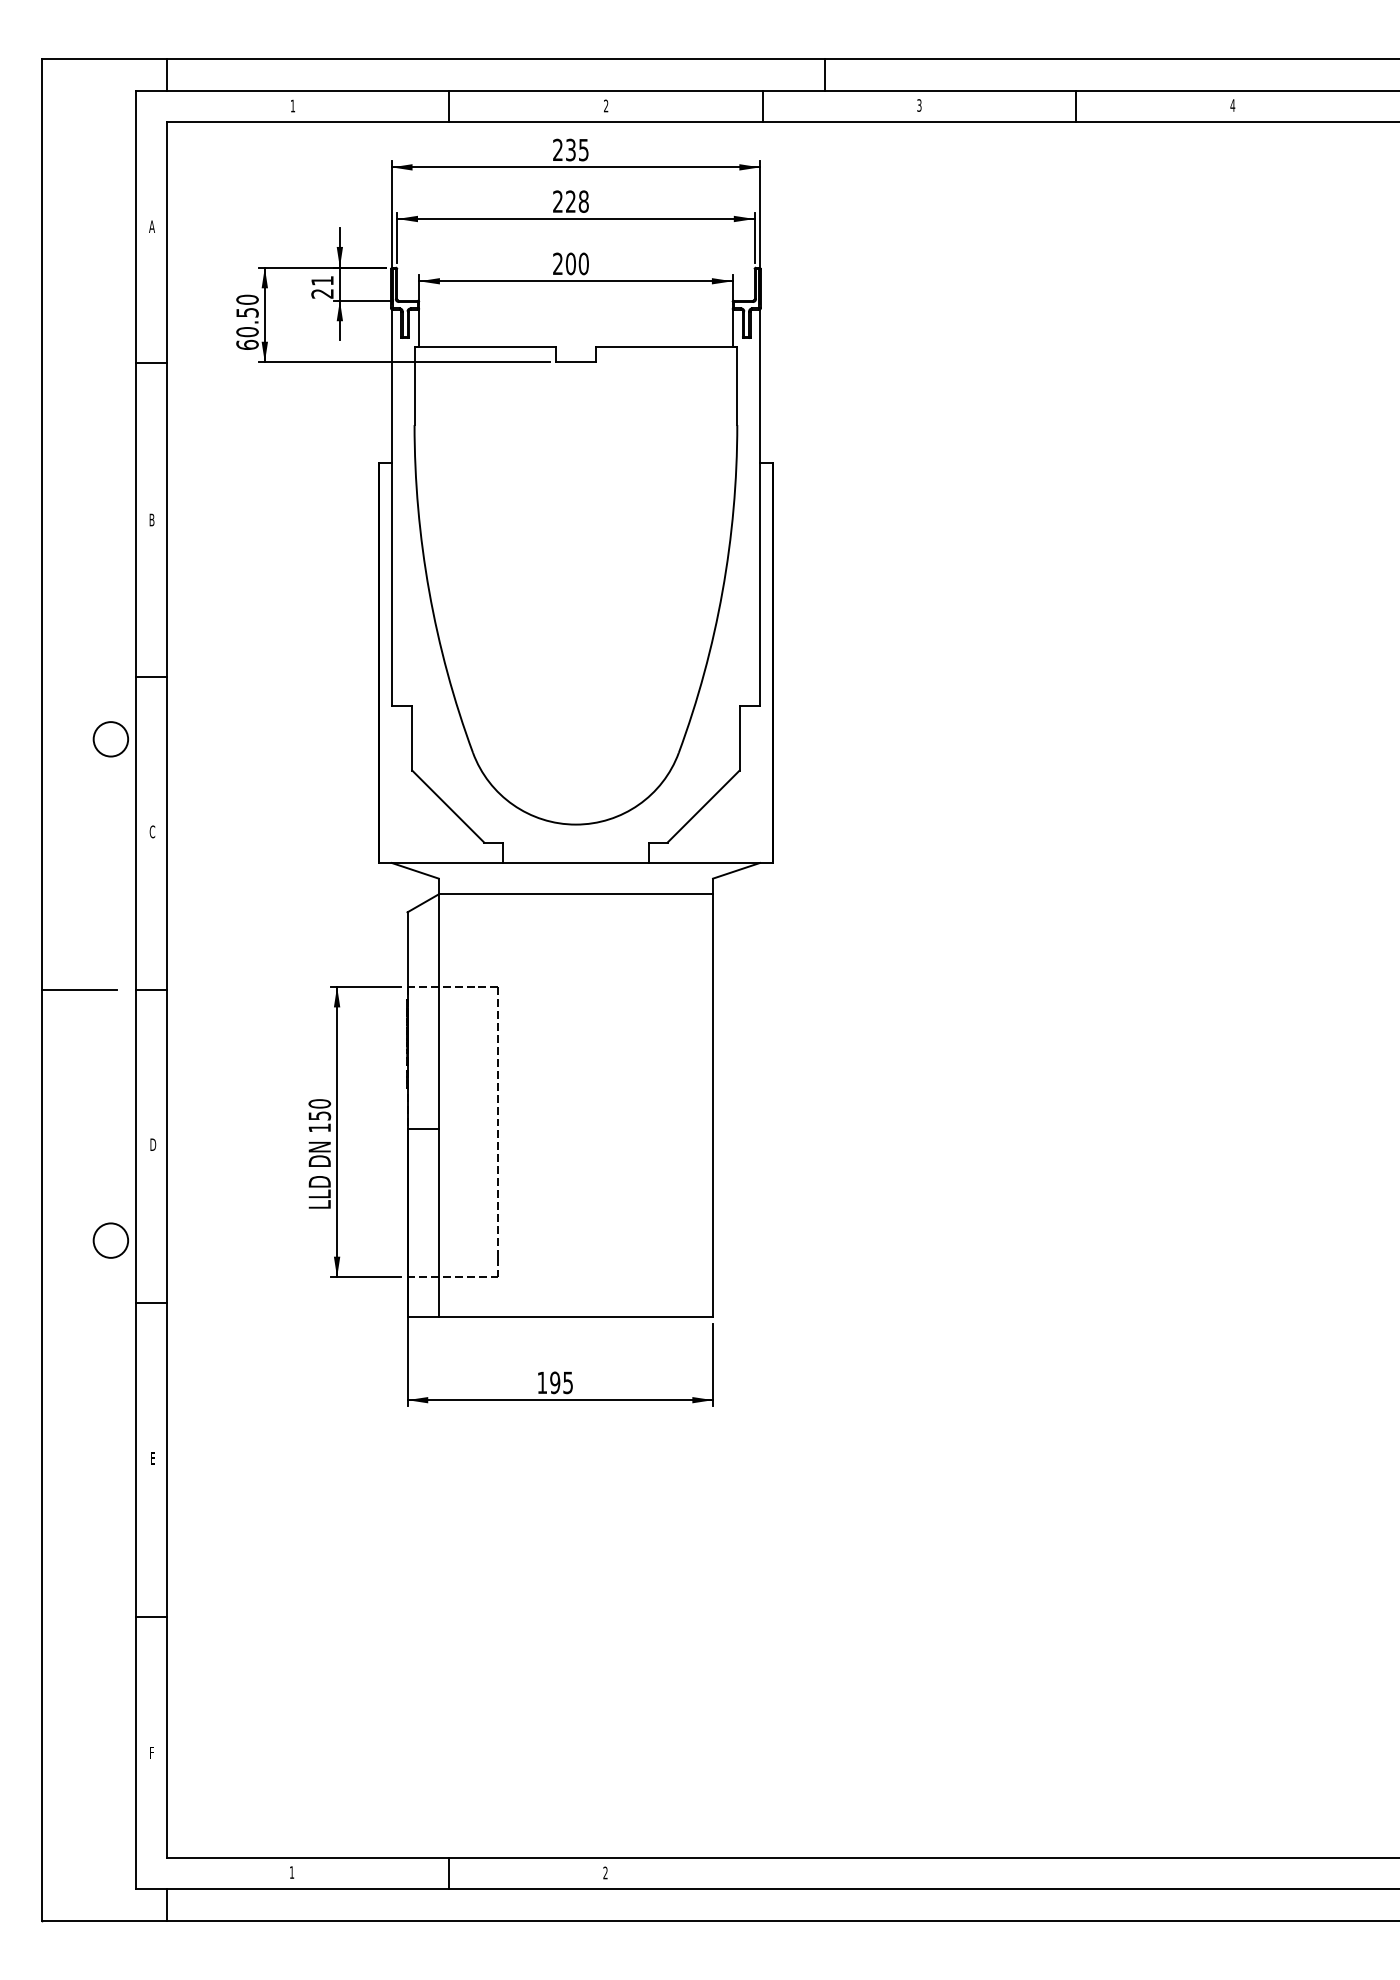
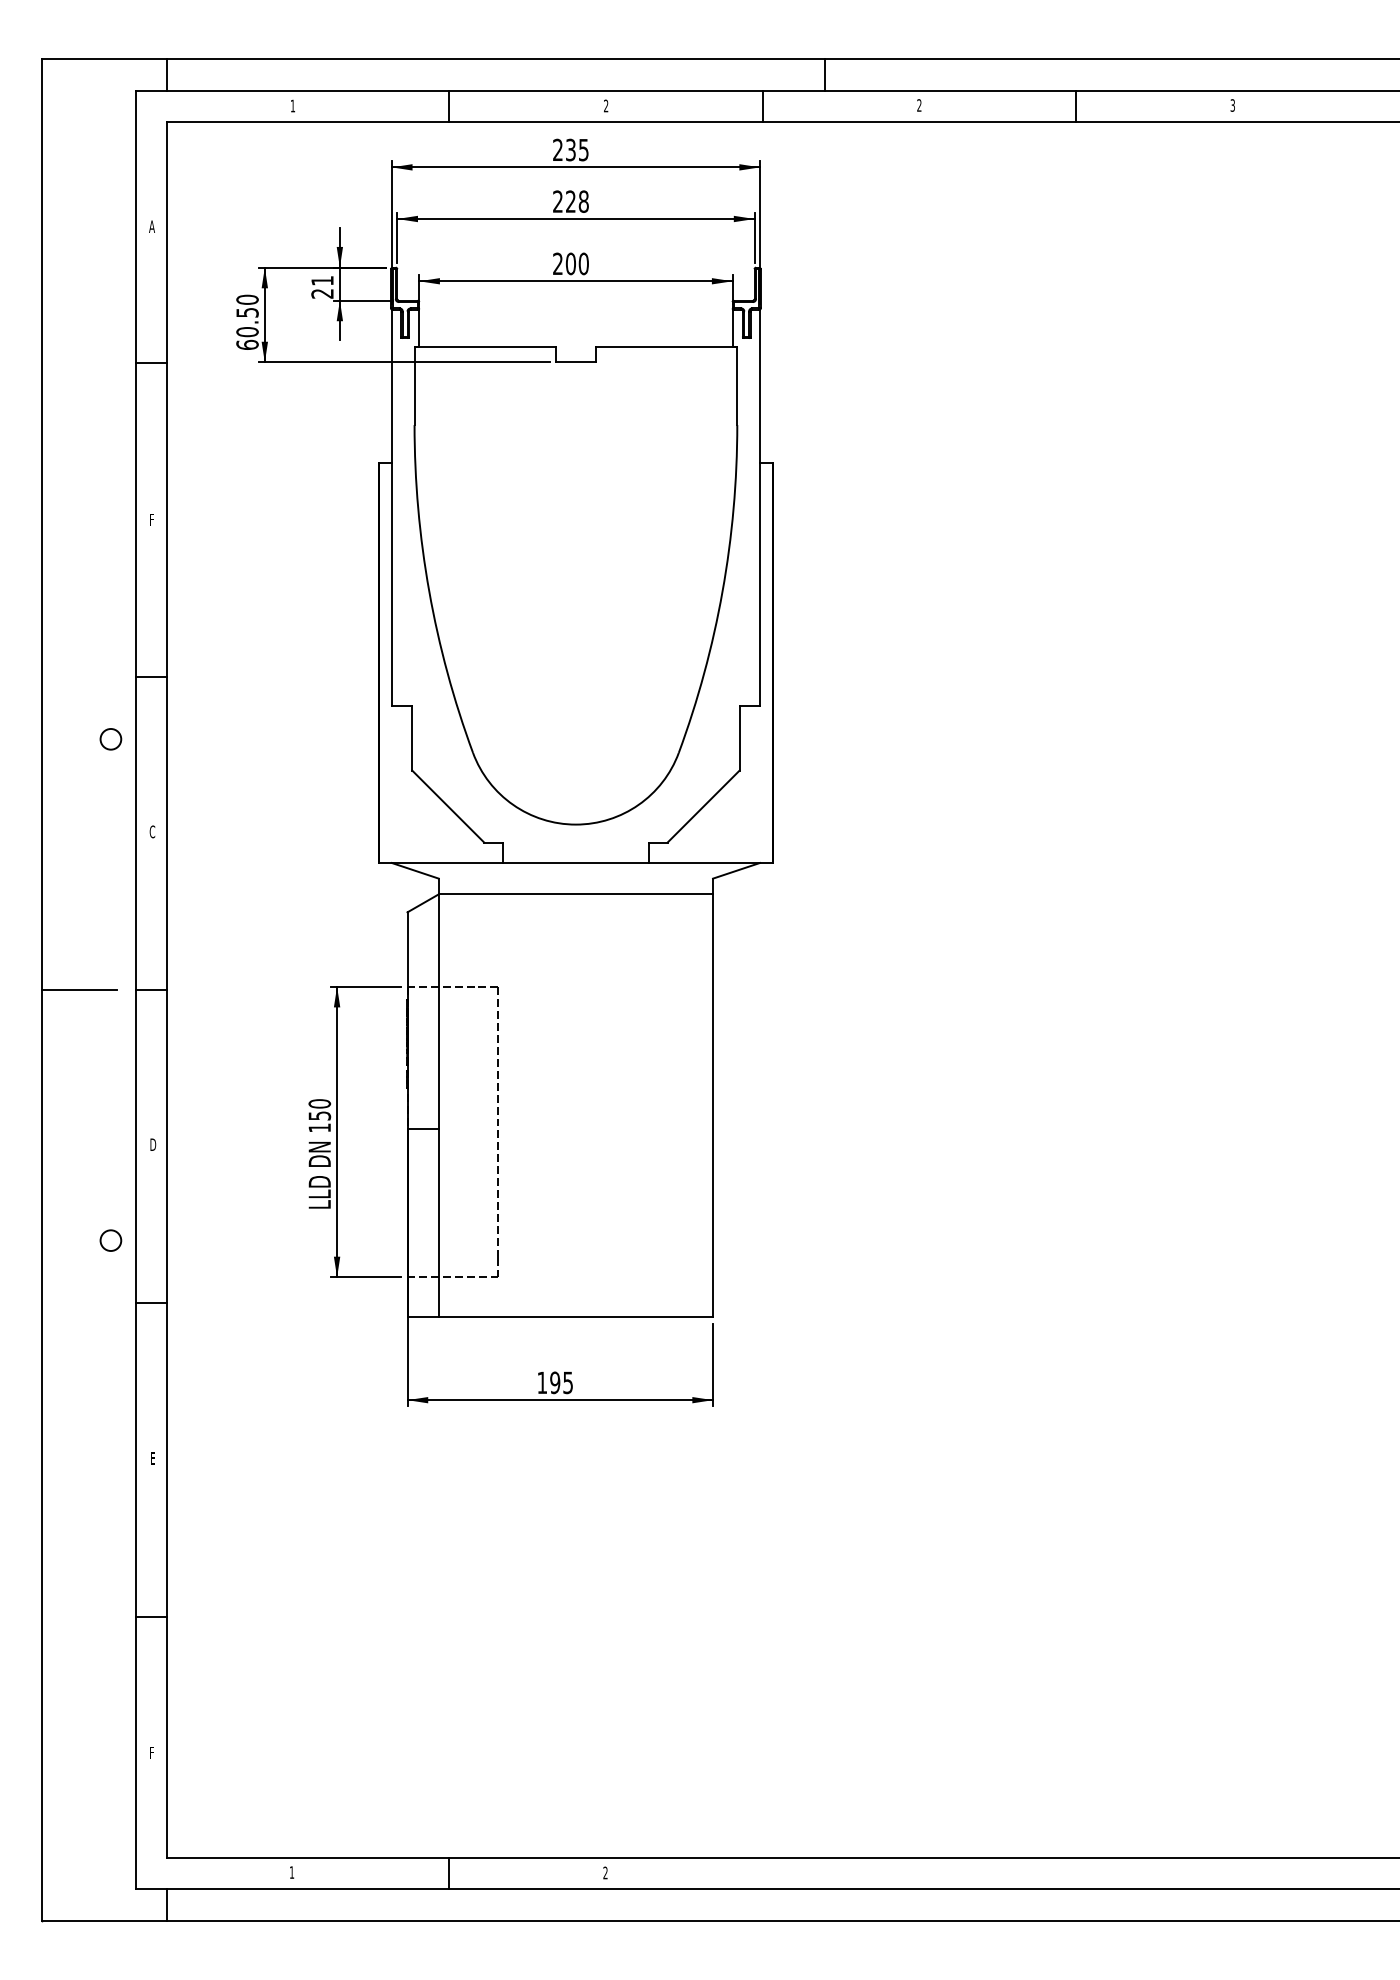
text: 3 -> 2 (919, 105)
text: 4 -> 3 (1232, 105)
text: B -> F (151, 519)
circle diameter: 34 px -> 21 px (110, 738)
circle diameter: 34 px -> 21 px (110, 1240)
